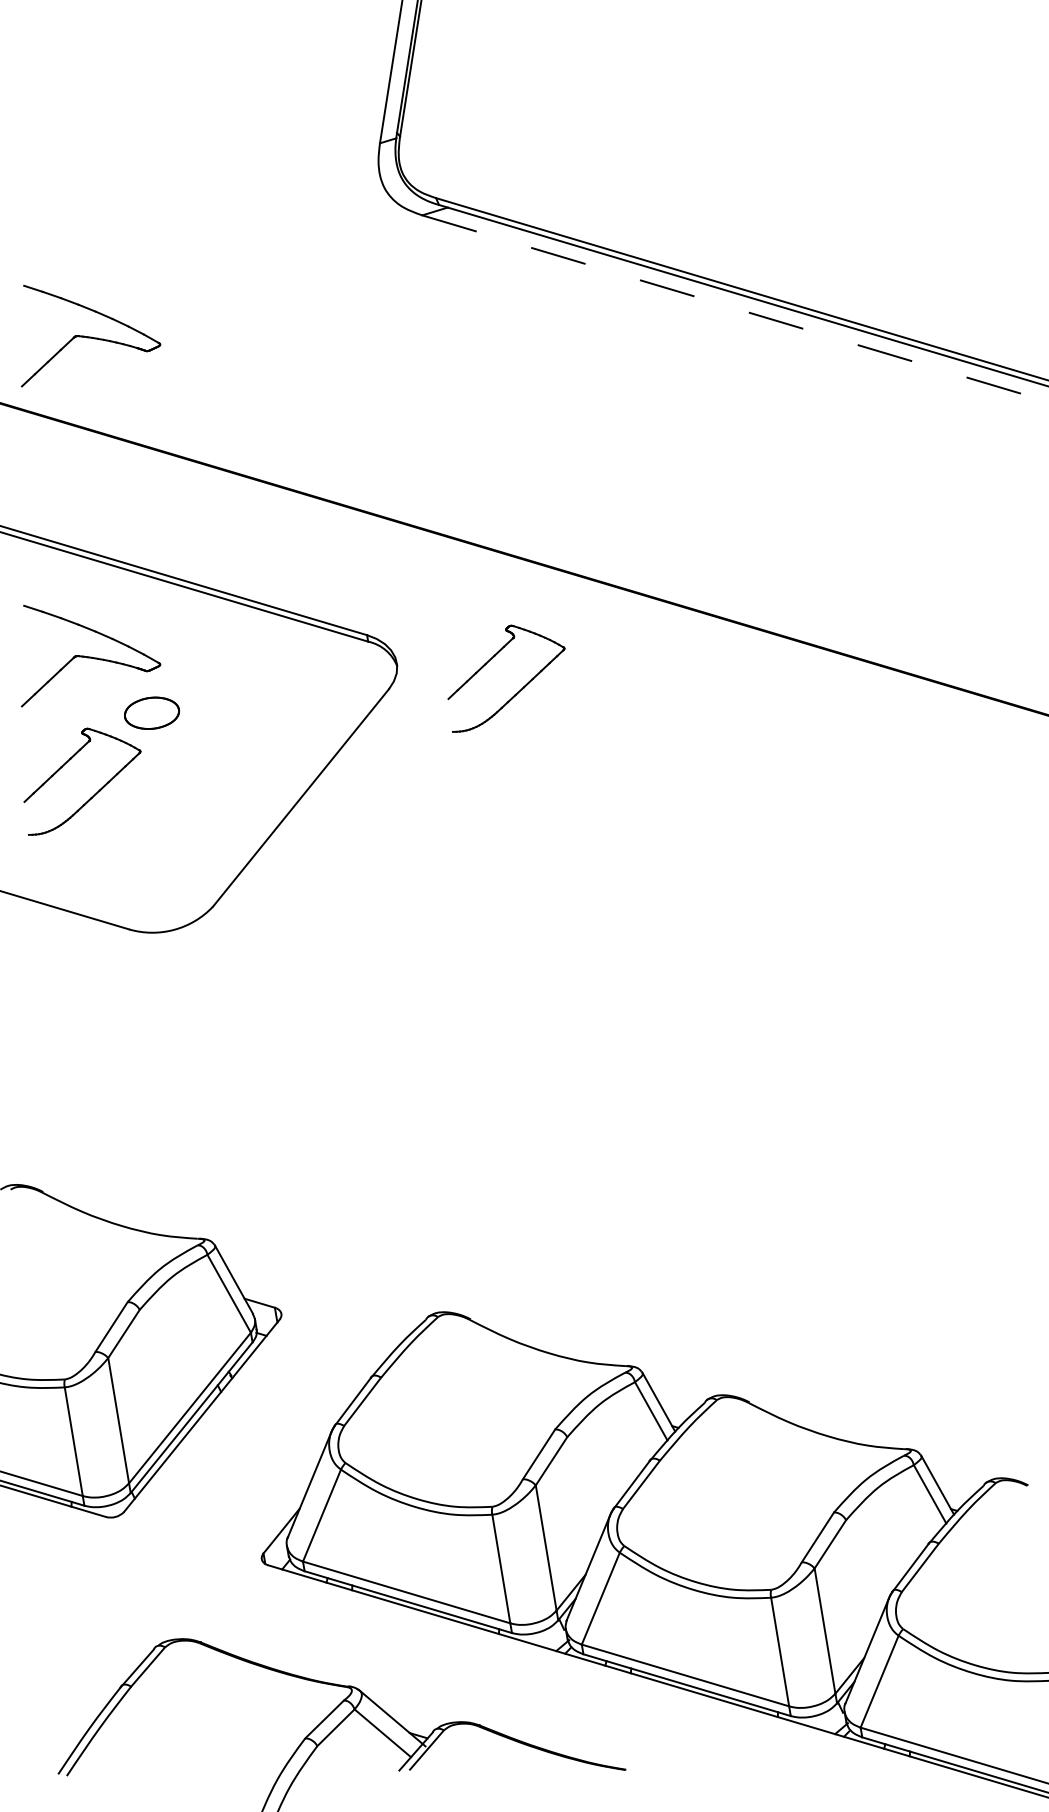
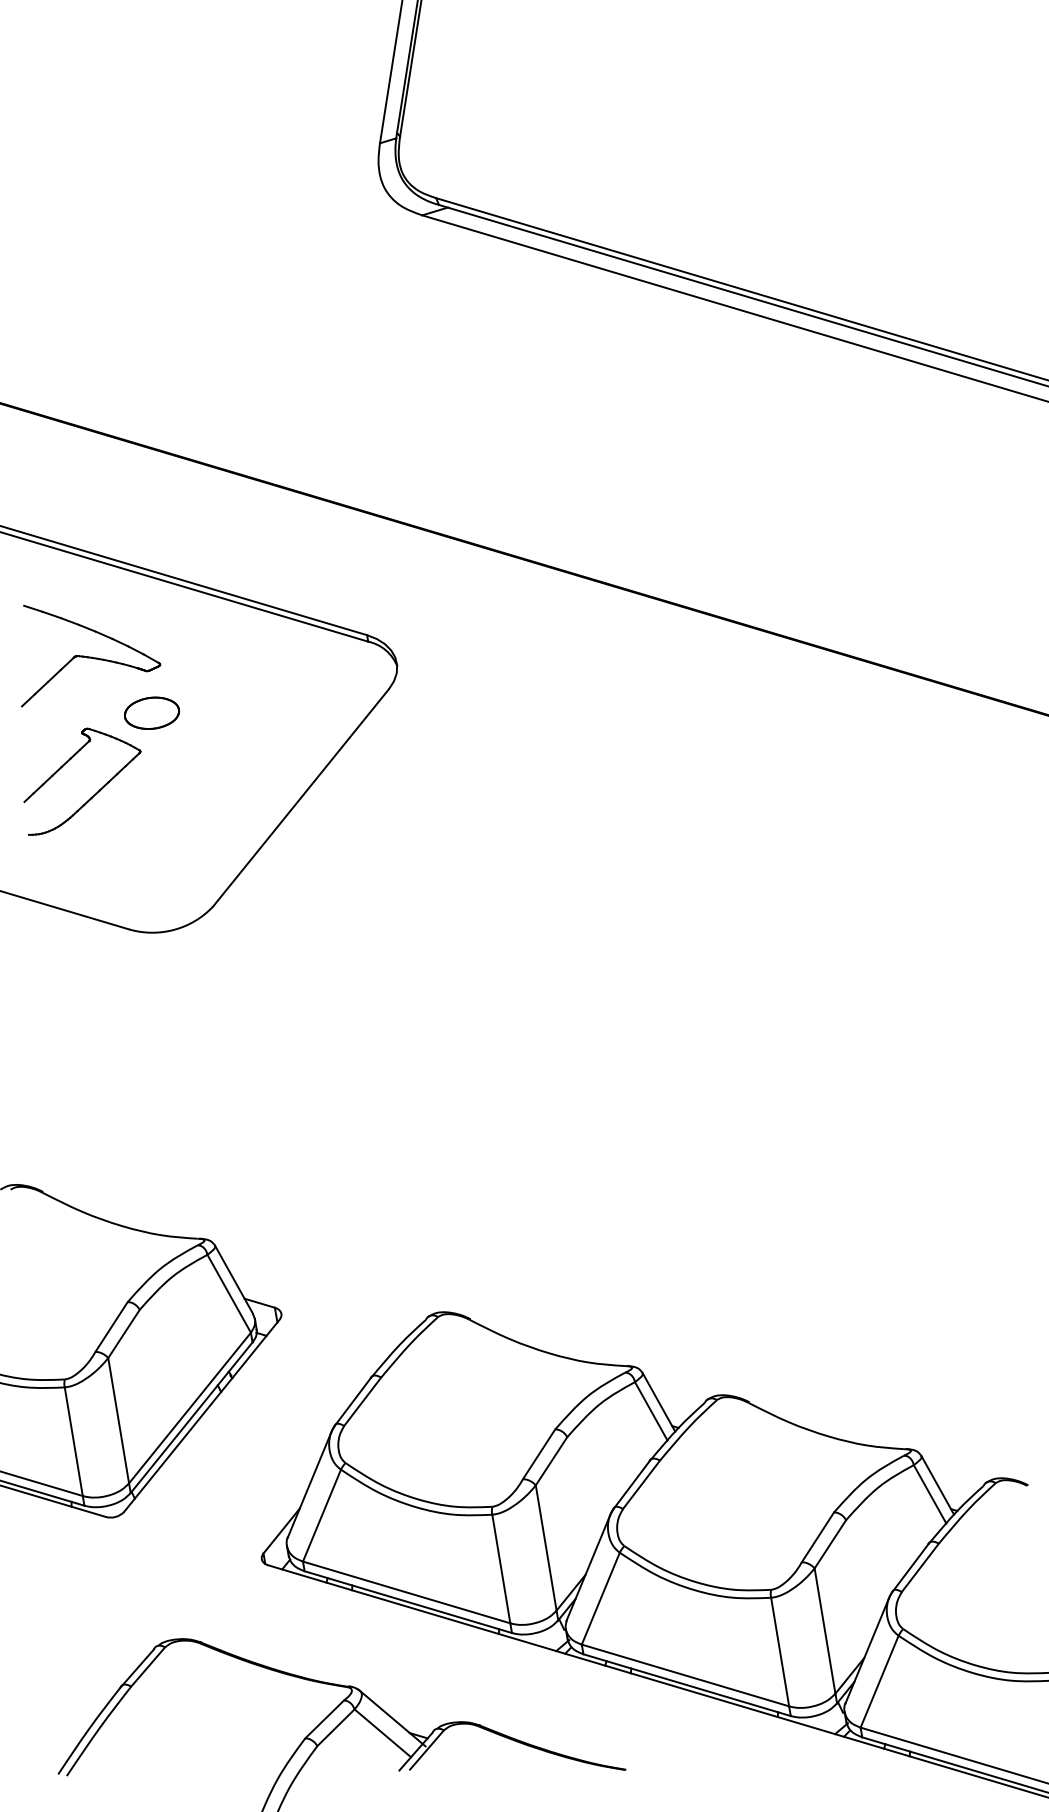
line: dashed -> solid (735, 308)
part: present -> none (91, 335)
part: present -> none (516, 692)
